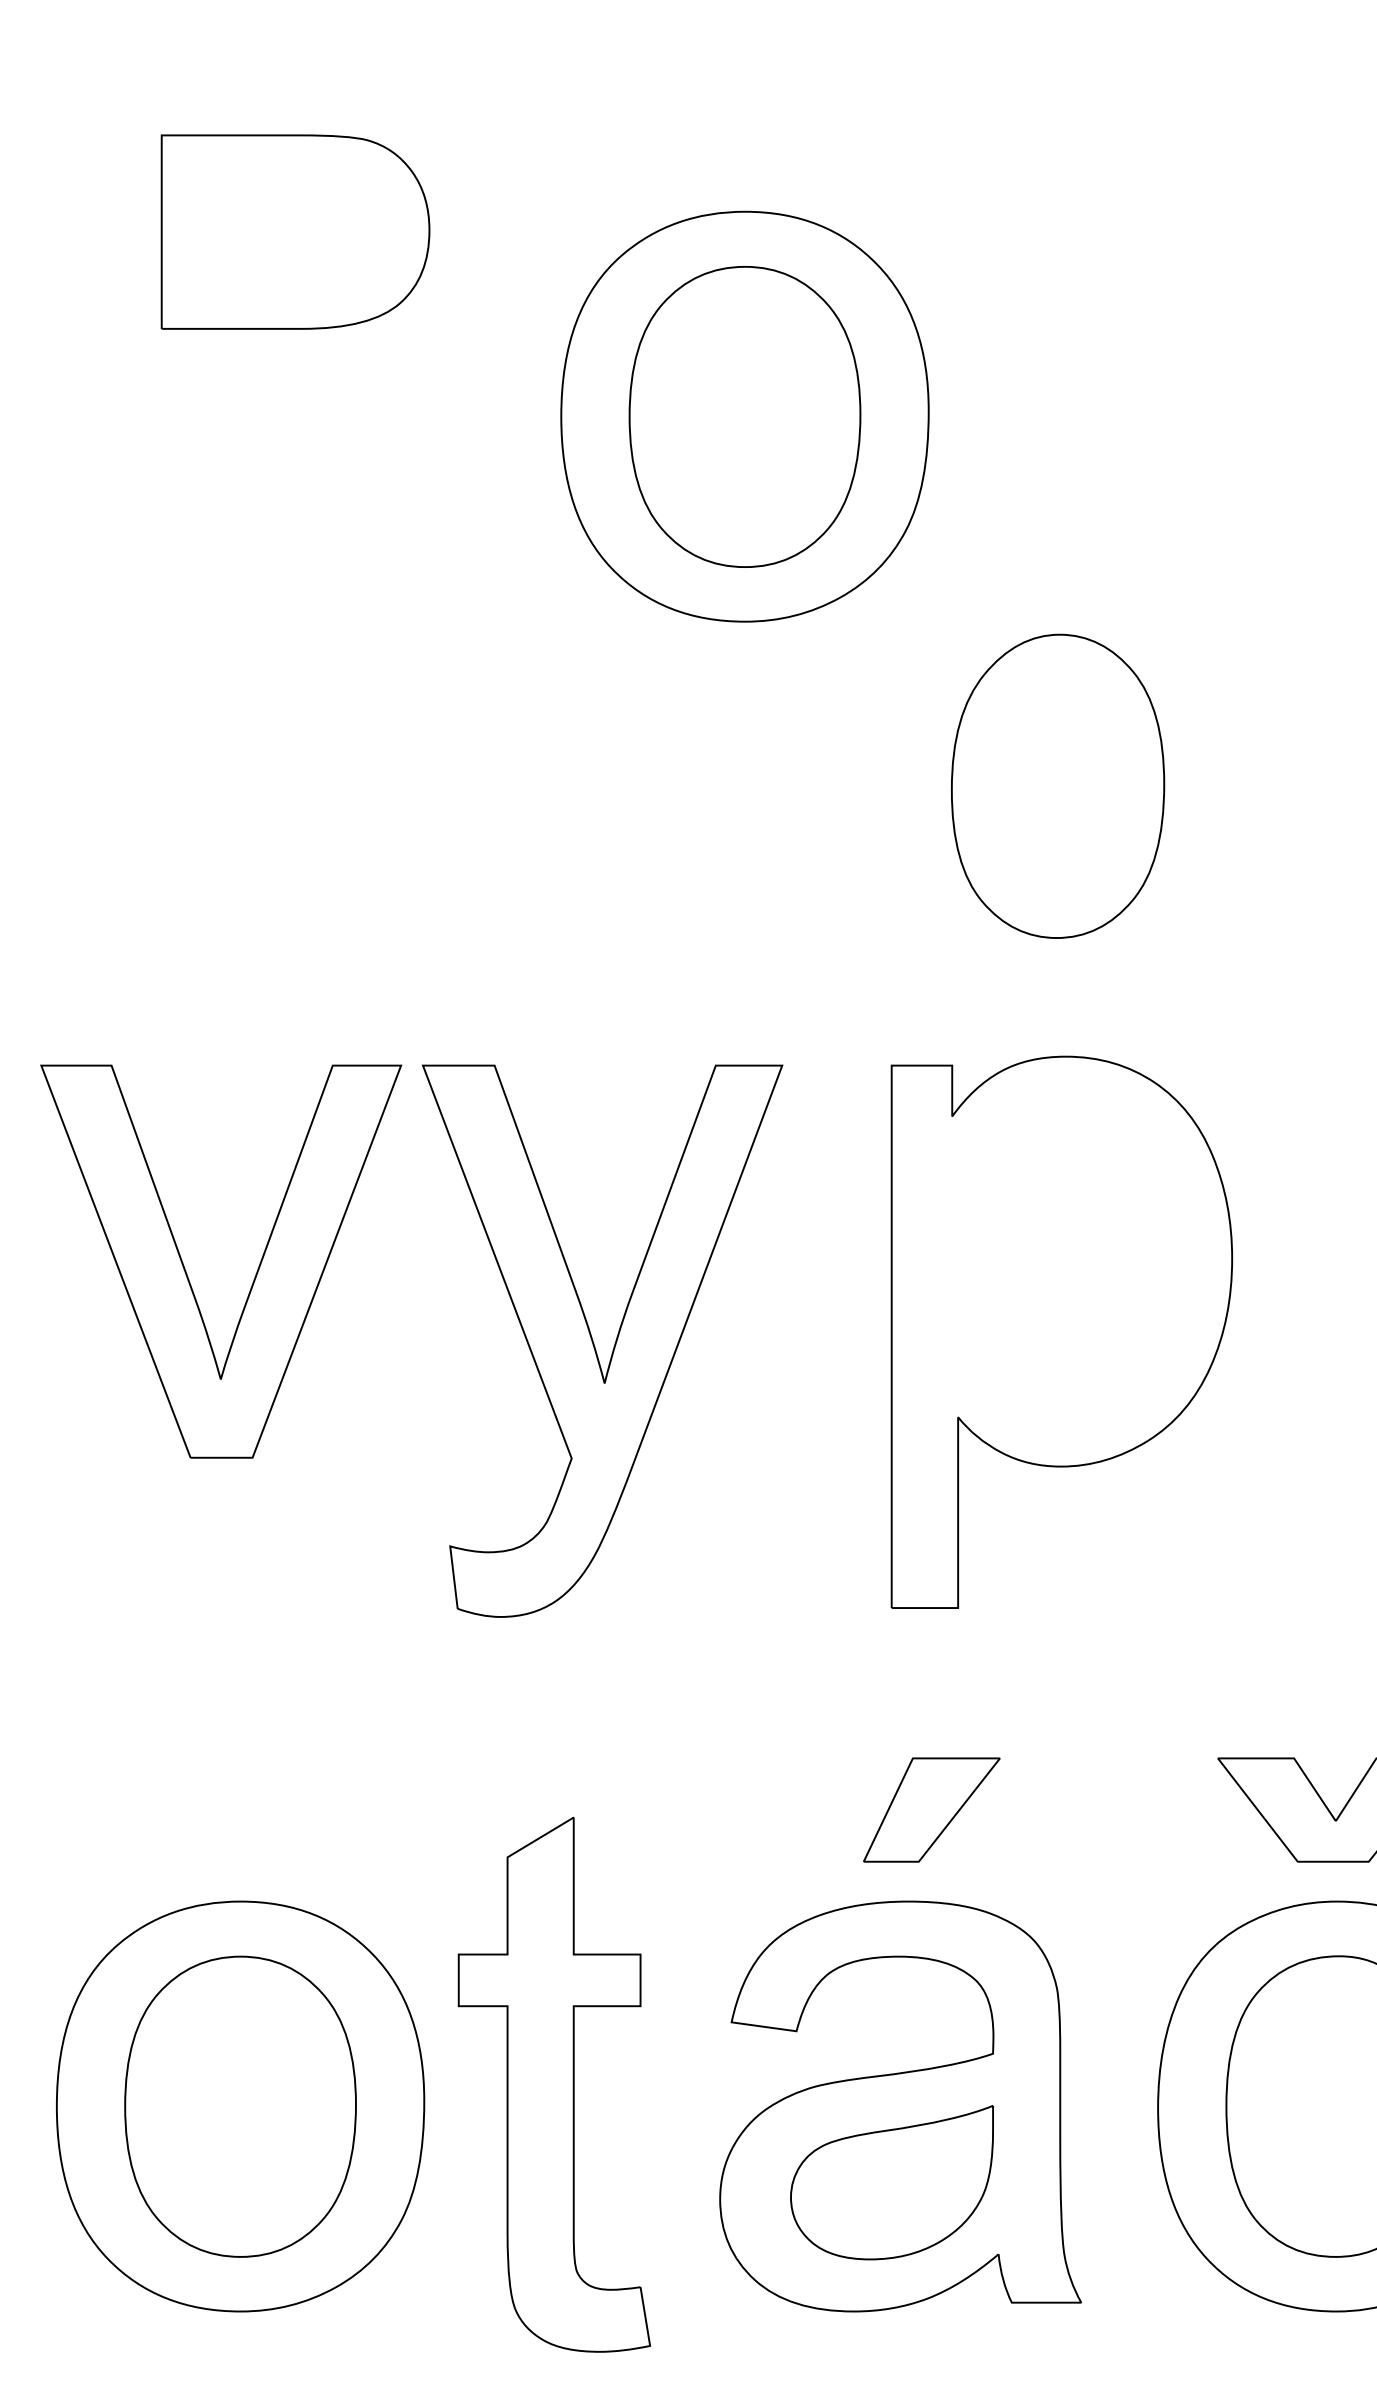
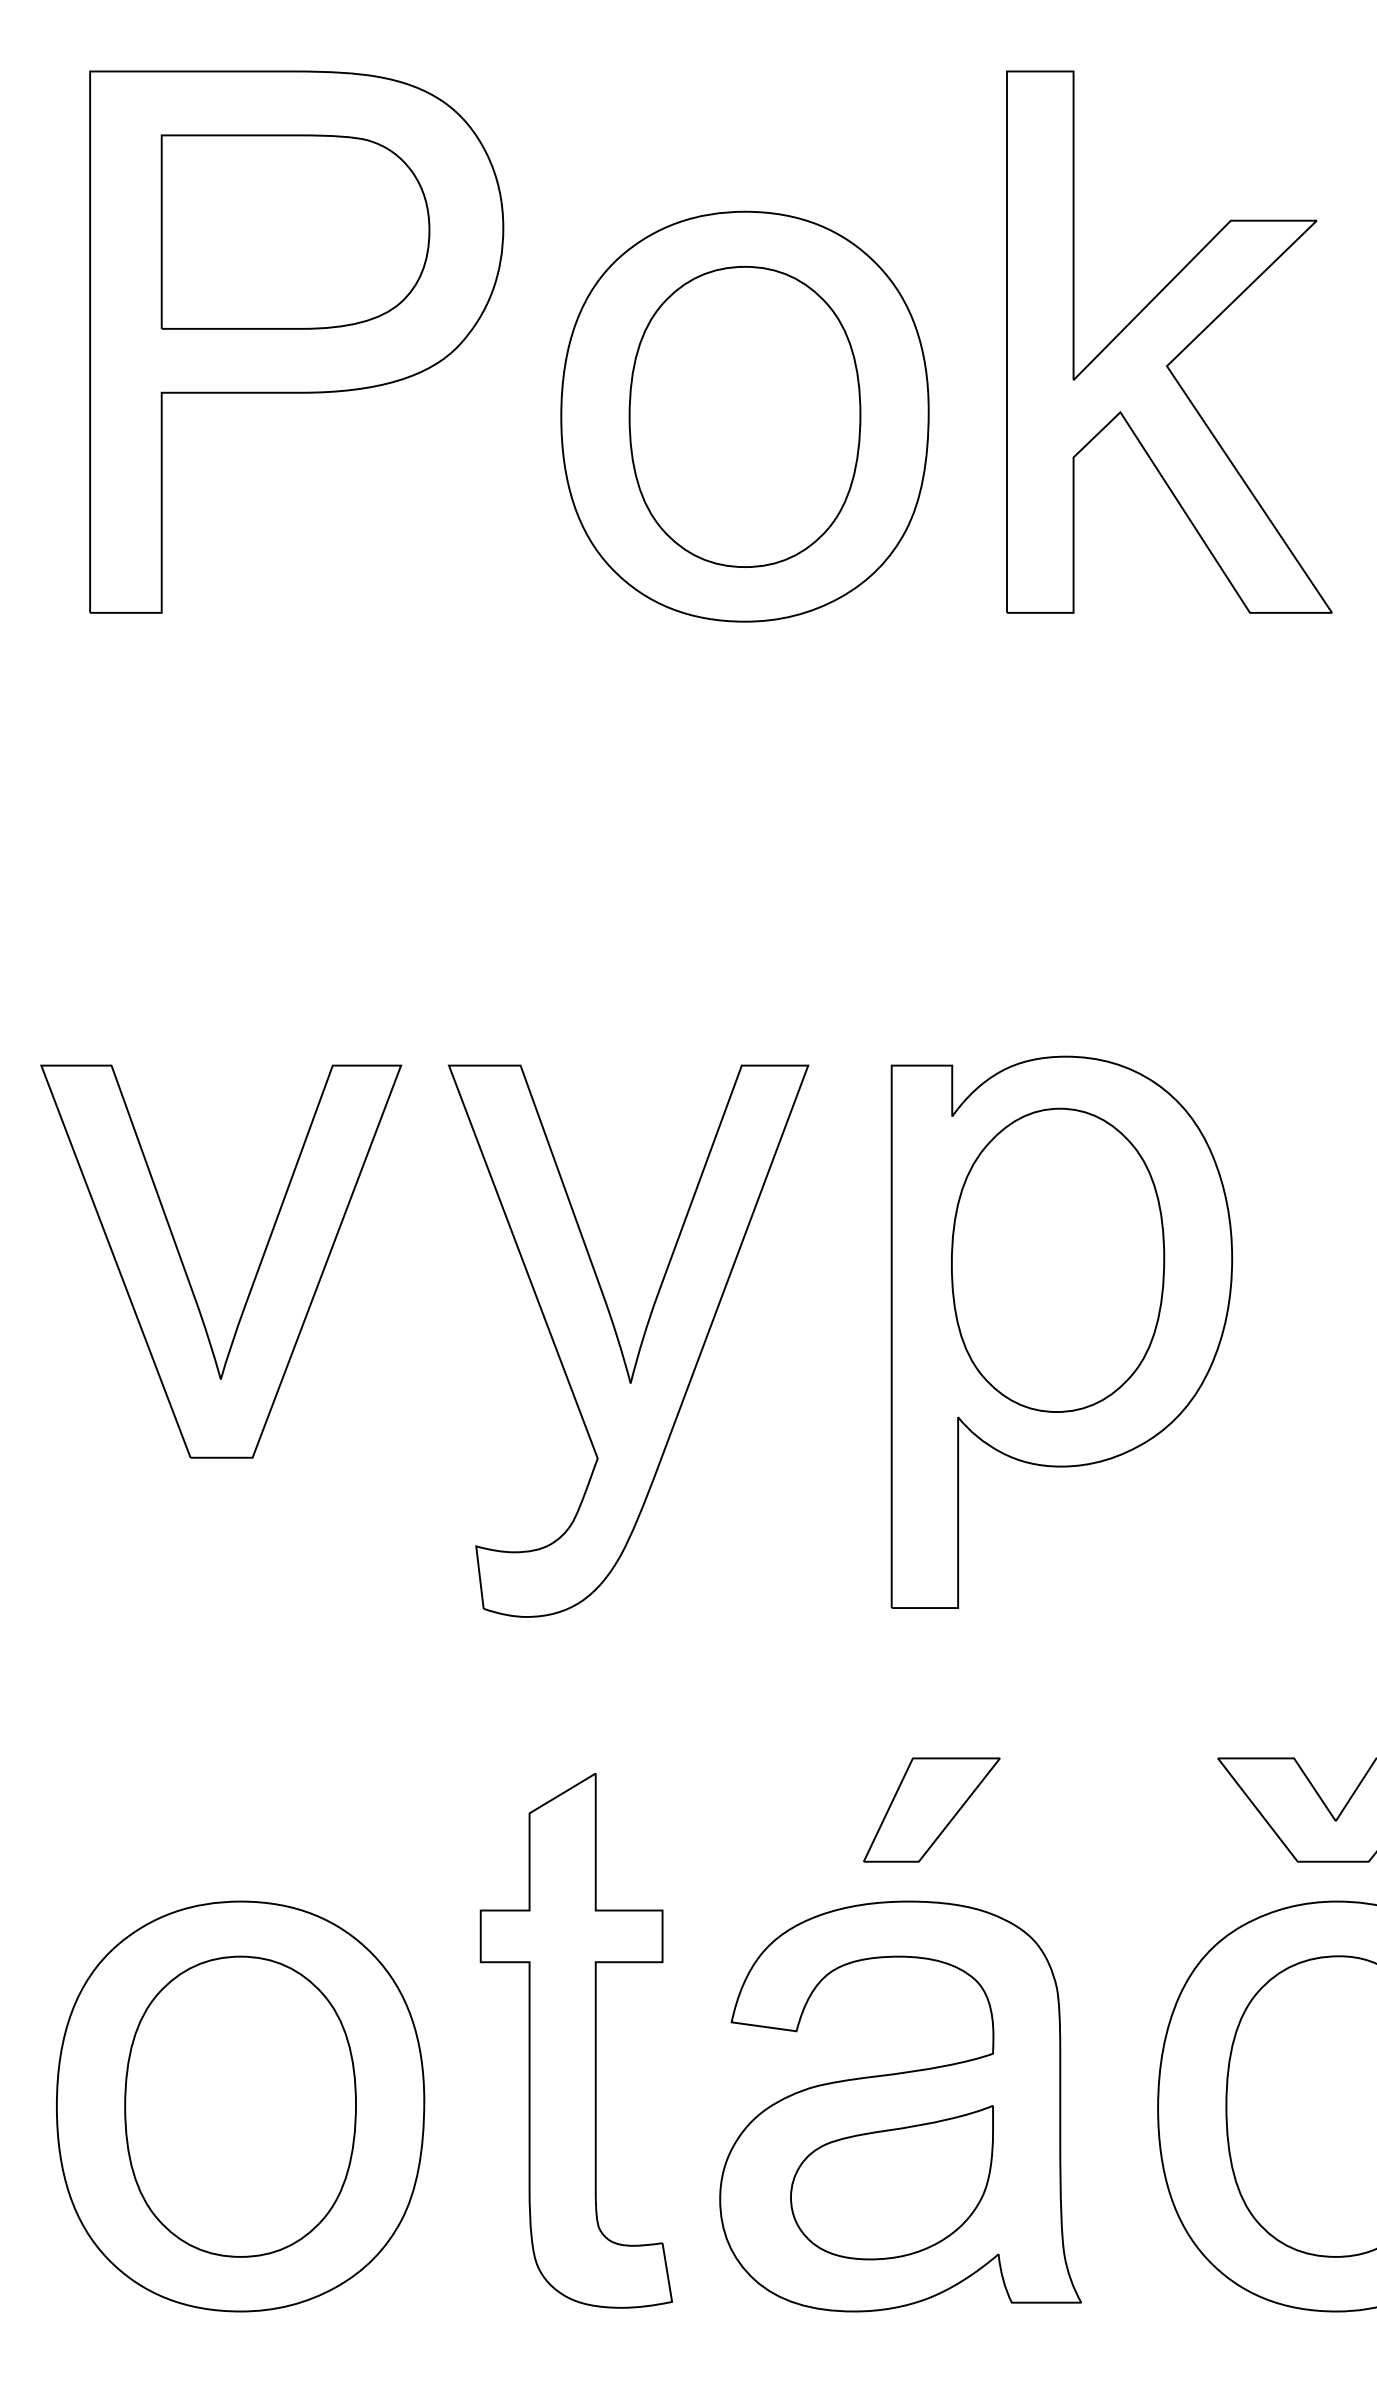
part: none -> present (296, 341)
part: none -> present (1169, 341)
part position: (1058, 785) -> (1058, 1259) (1058, 1259)
part position: (594, 1343) -> (620, 1343) (620, 1343)
part position: (554, 2084) -> (576, 2040) (576, 2040)
